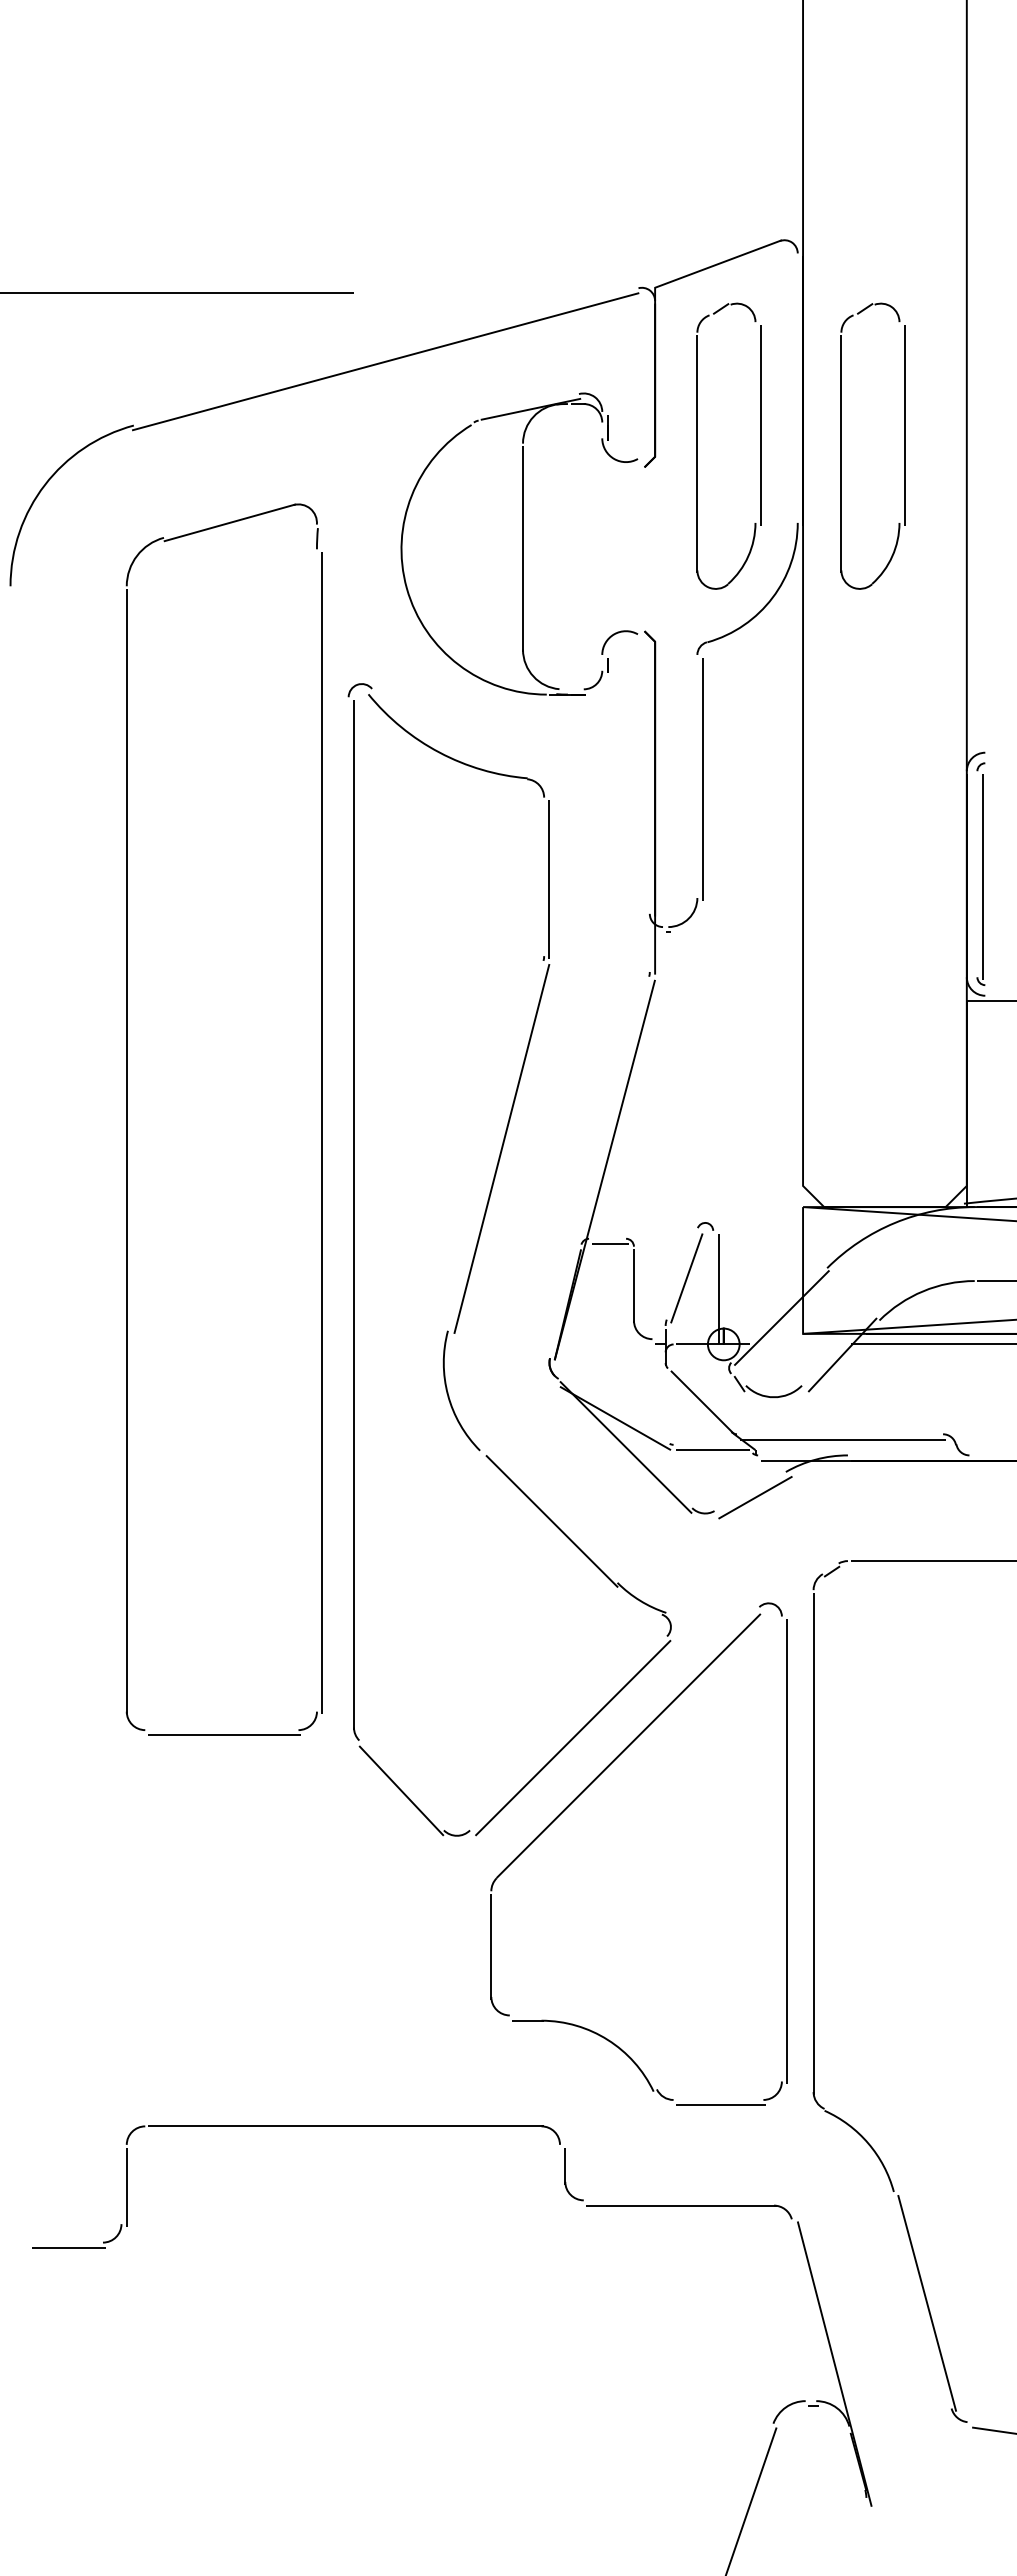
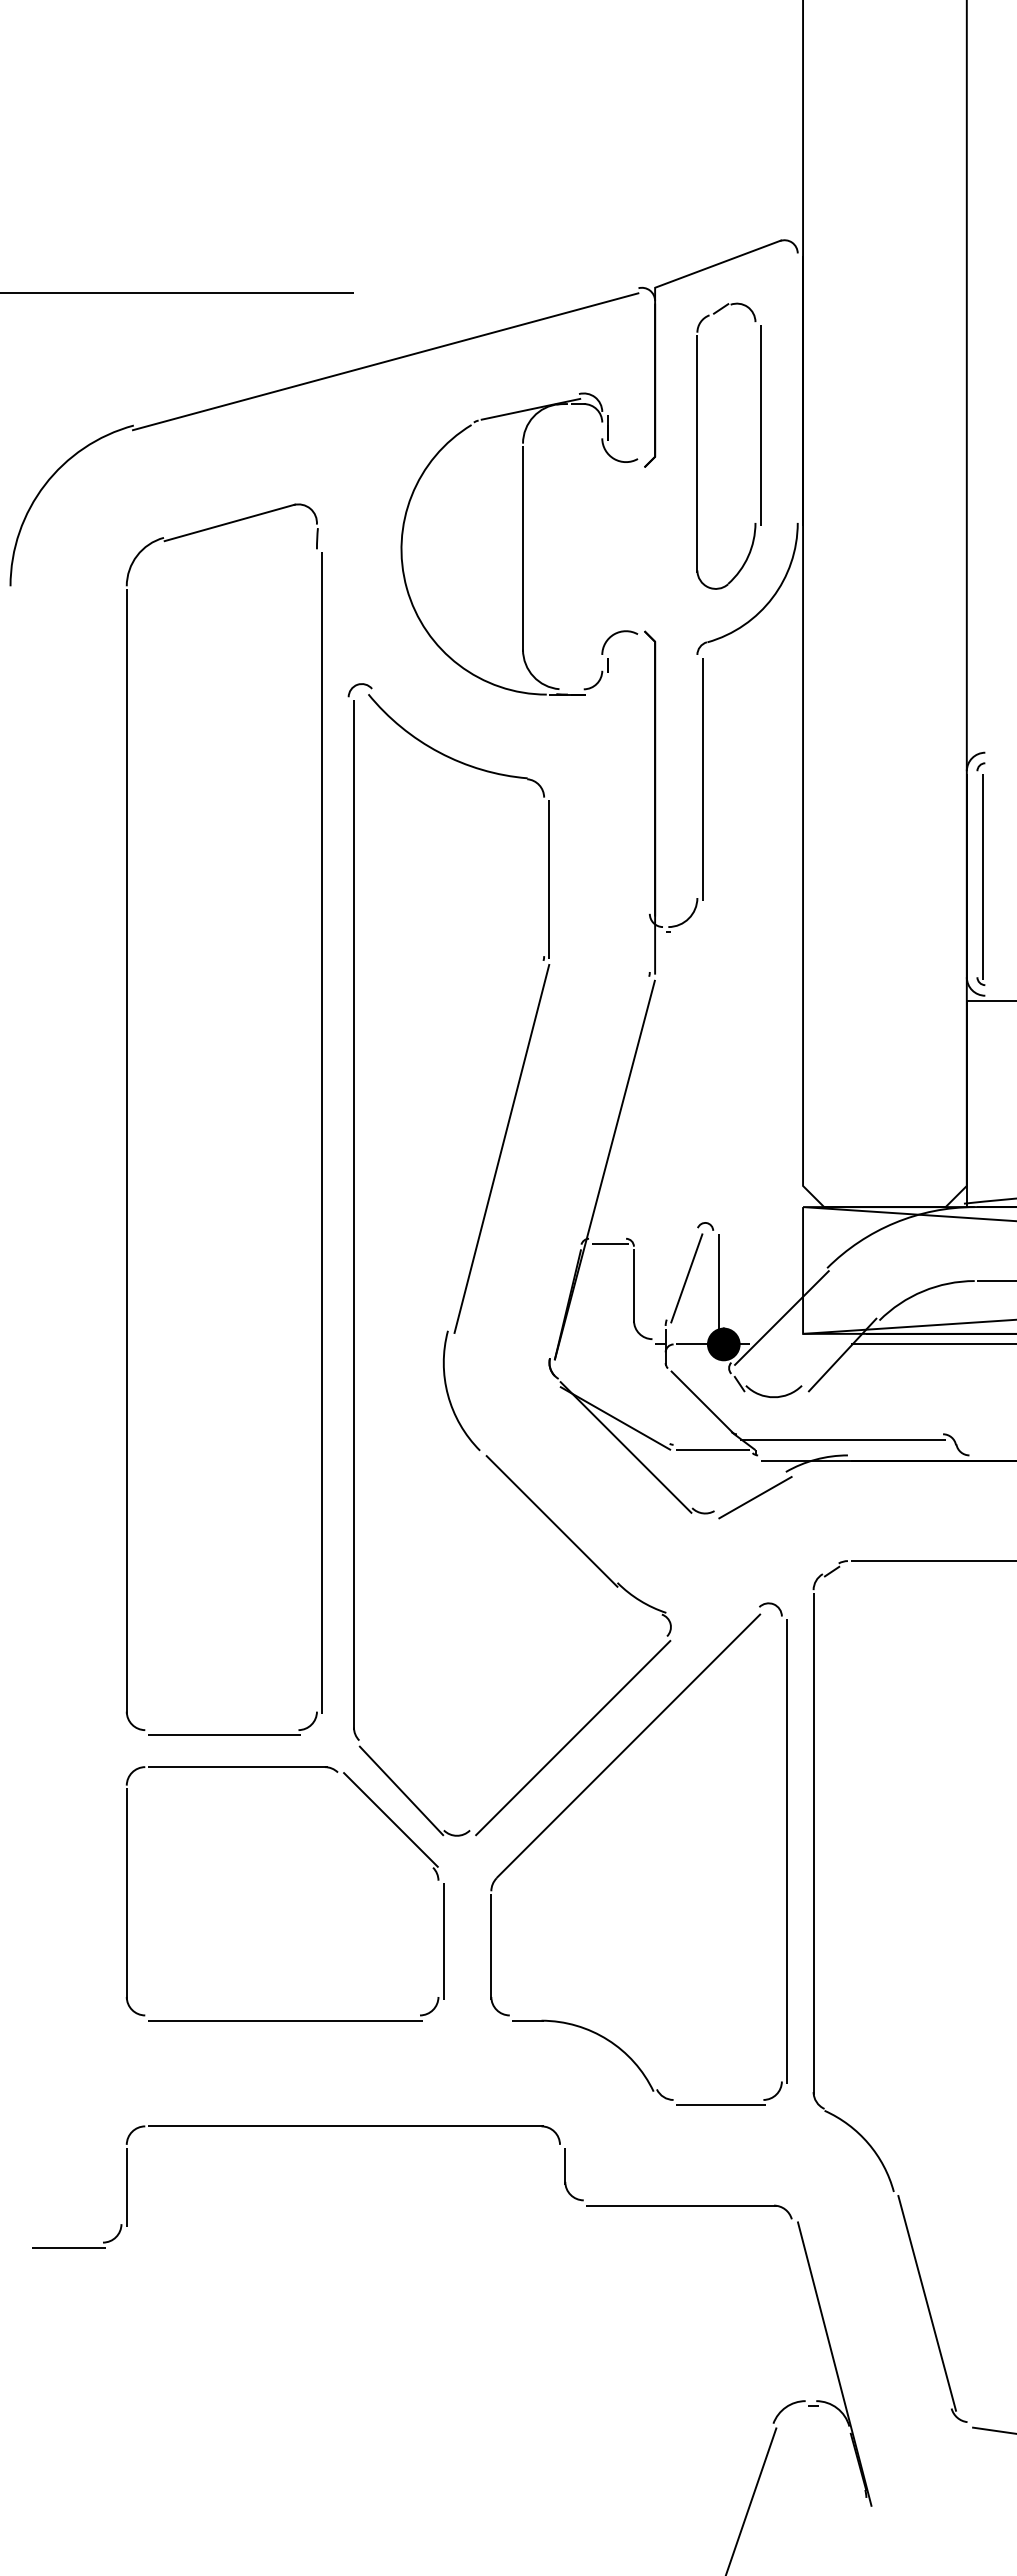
part: present -> none (841, 445)
fill: none -> present (723, 1344)
part: none -> present (284, 1767)
